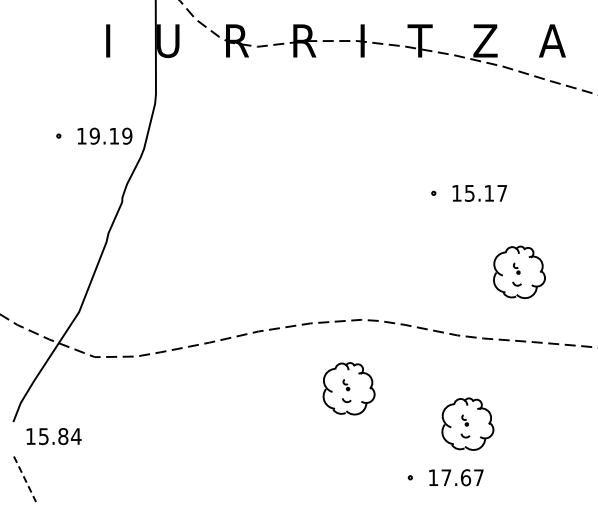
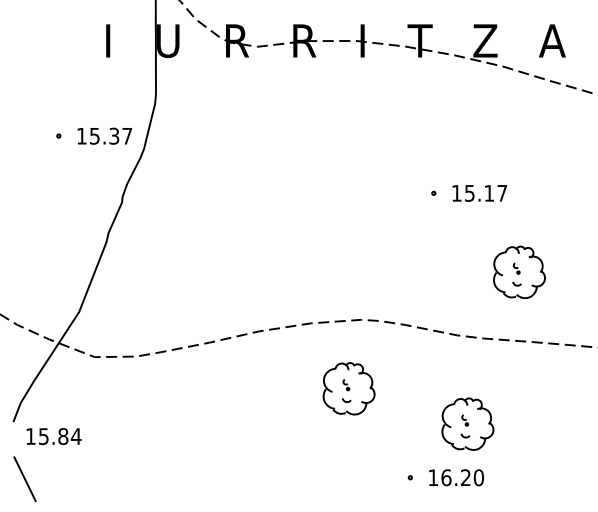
text: 19.19 -> 15.37 (110, 135)
text: 17.67 -> 16.20 (462, 477)
line: dashed -> solid (25, 479)
